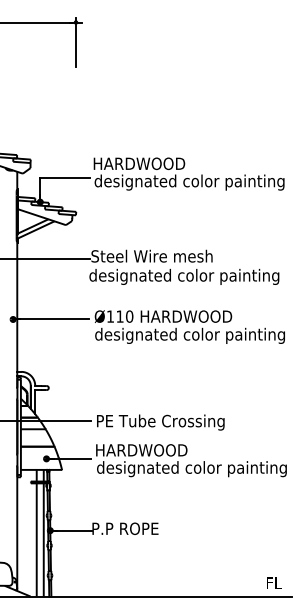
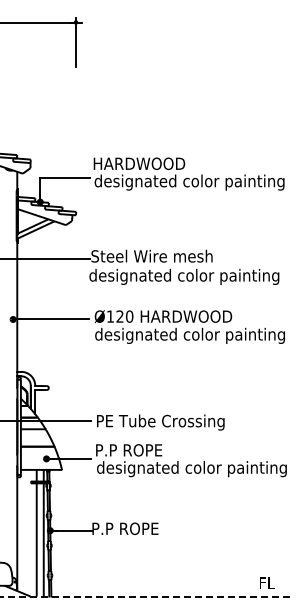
text: Ø110 -> Ø120 (119, 316)
text: HARDWOOD -> P.P ROPE (142, 450)
text position: (274, 582) -> (267, 582) (267, 582)
line: solid -> dashed (146, 596)
